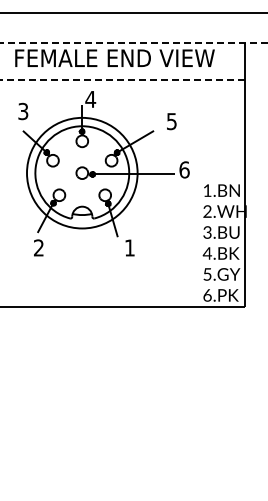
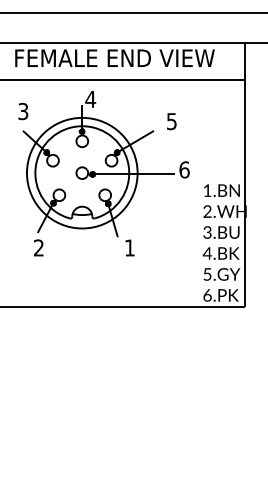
line: dashed -> solid (134, 43)
line: dashed -> solid (122, 79)
